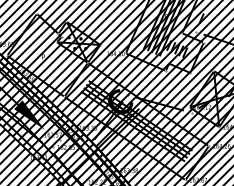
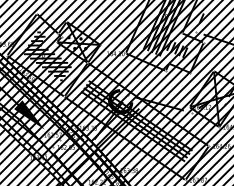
hatch: none -> present (47, 56)
